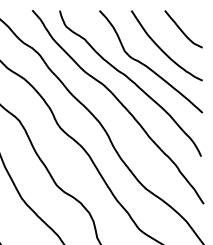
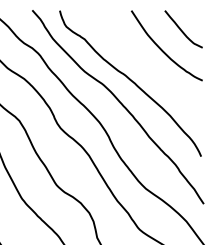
curve: present -> none (147, 65)
